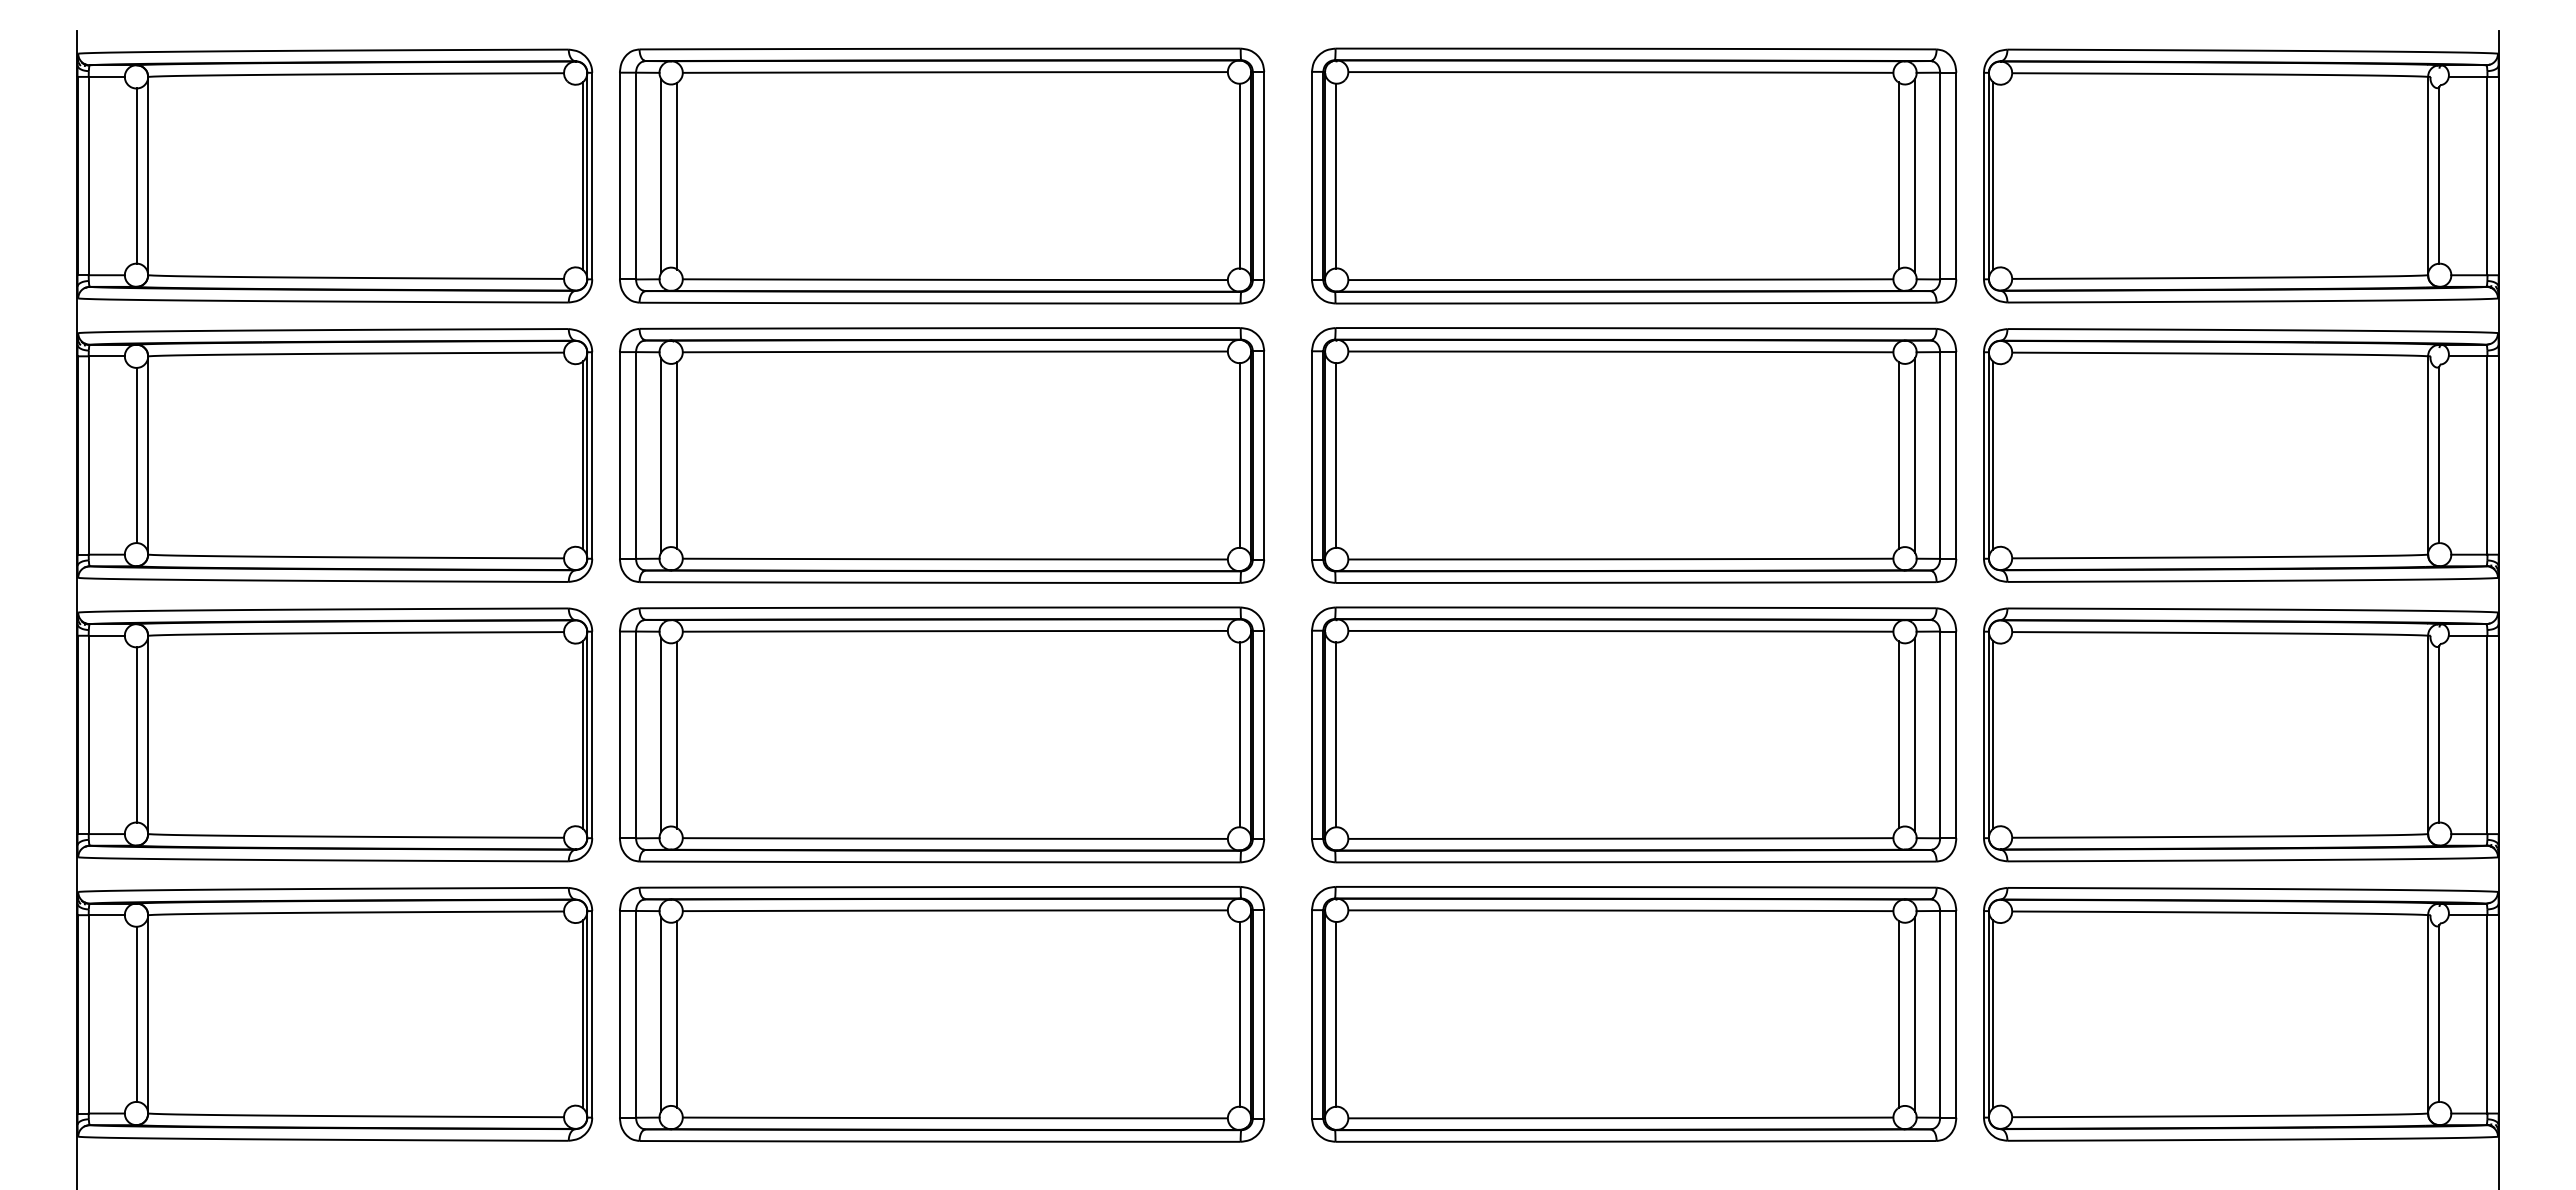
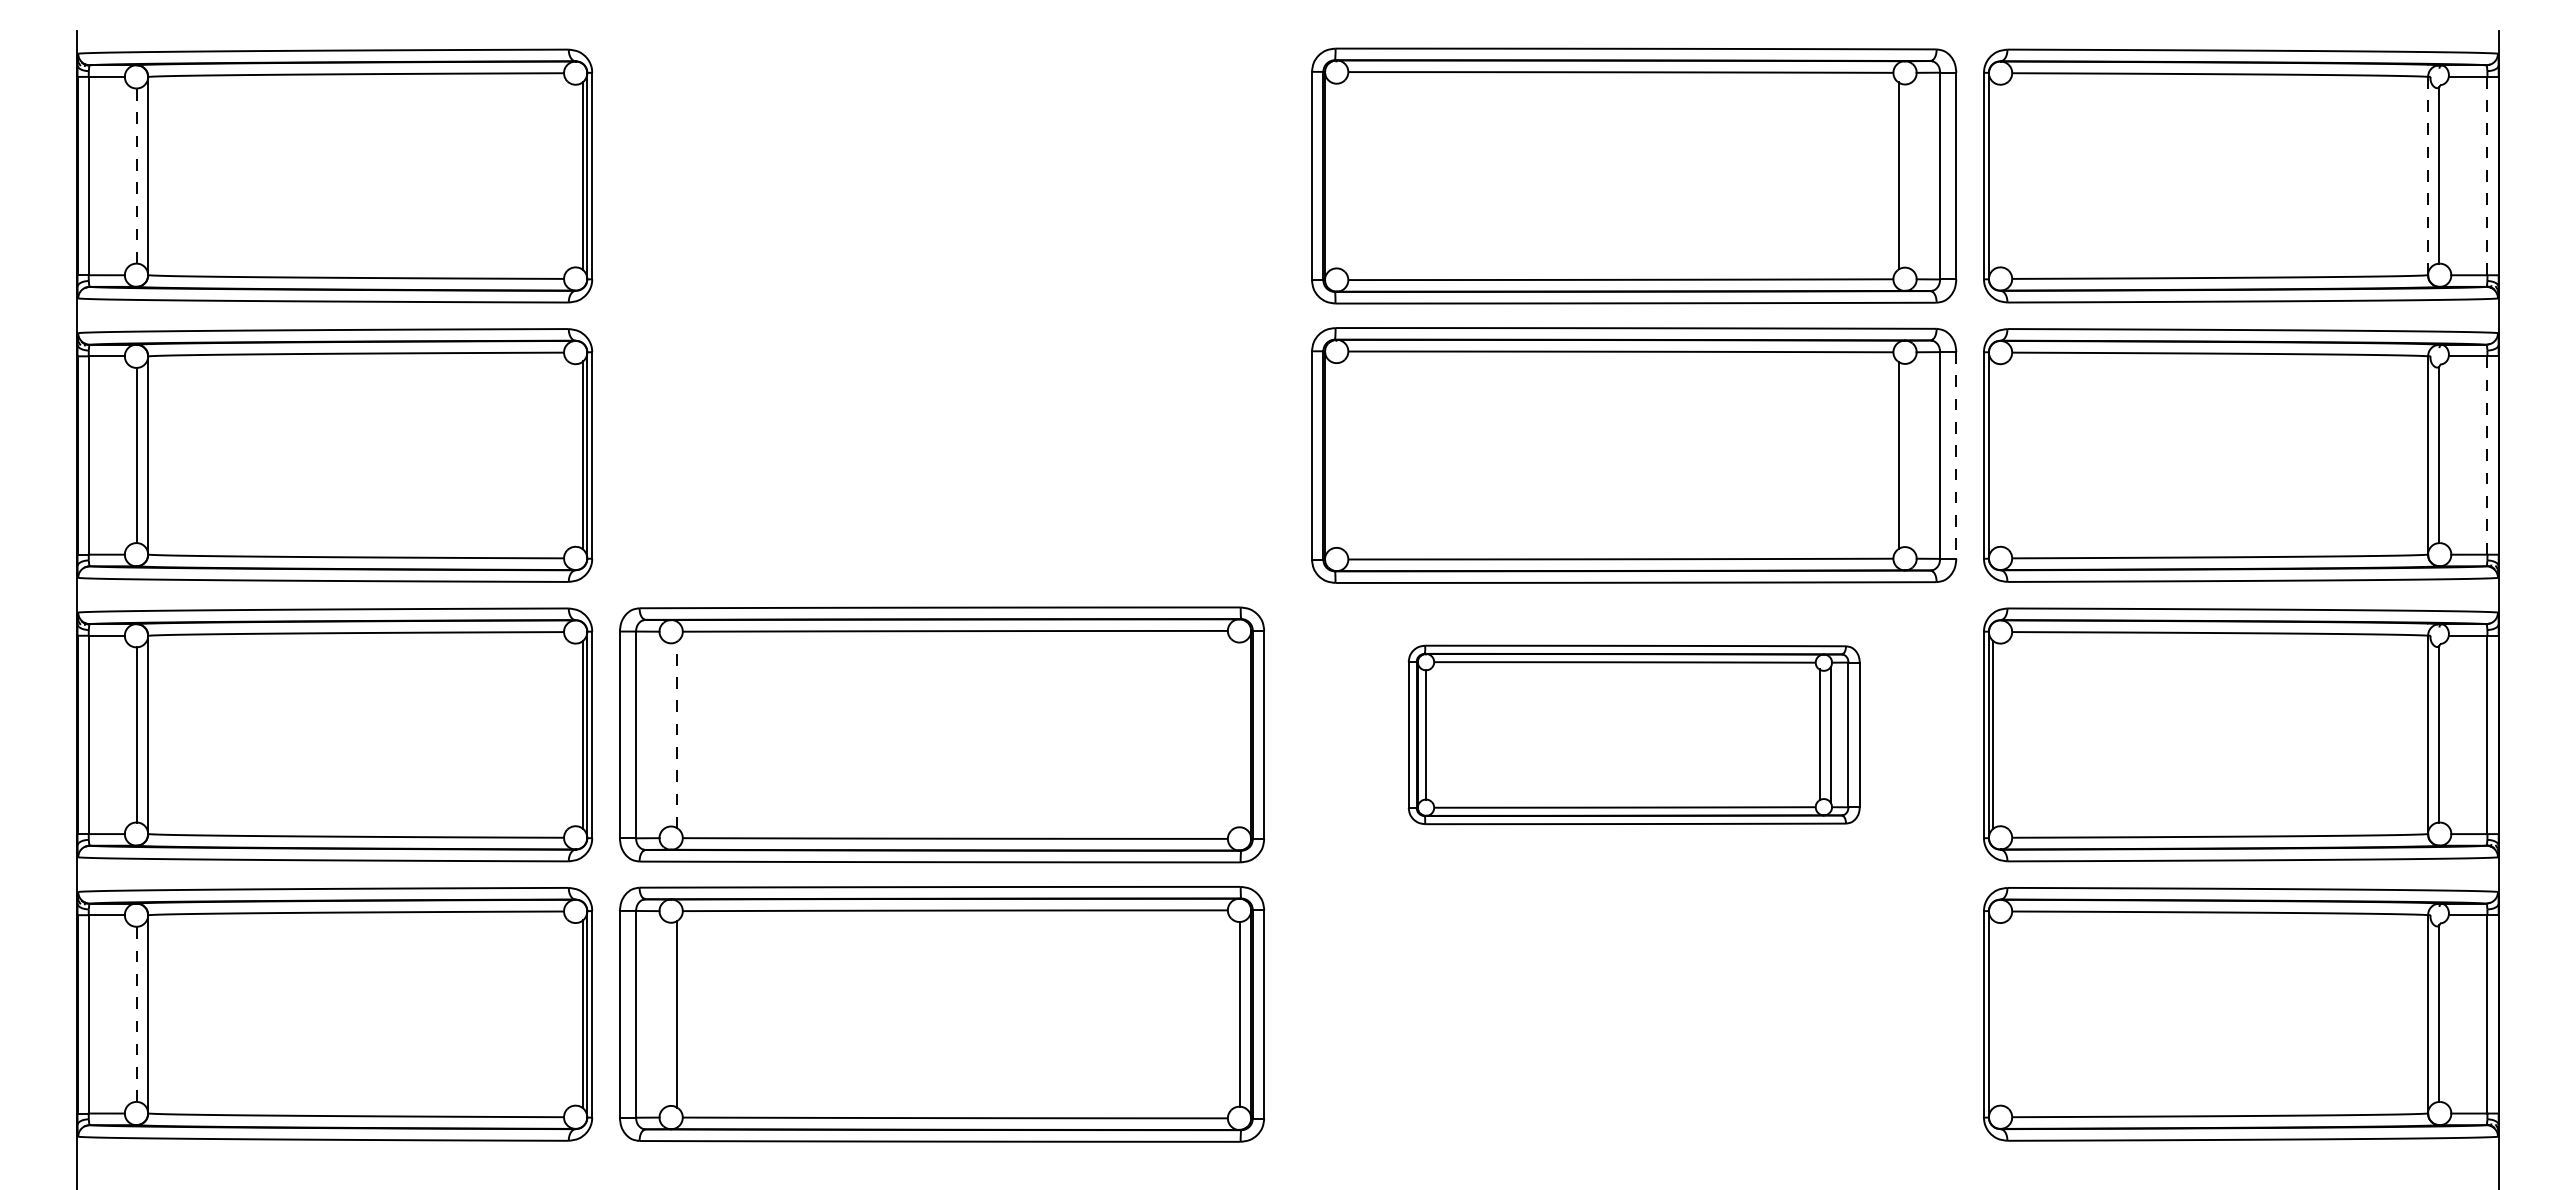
part: present -> none (942, 175)
line: present -> none (1336, 175)
line: present -> none (1914, 175)
line: solid -> dashed (136, 176)
line: present -> none (1993, 176)
line: solid -> dashed (2428, 176)
line: solid -> dashed (2487, 176)
part: present -> none (942, 455)
line: present -> none (1336, 455)
line: present -> none (1914, 455)
line: present -> none (1993, 455)
line: solid -> dashed (1956, 456)
line: solid -> dashed (2487, 456)
line: present -> none (661, 734)
line: present -> none (1240, 734)
part size: 647x258 px -> 454x182 px (1633, 734)
line: solid -> dashed (677, 735)
line: solid -> dashed (136, 1014)
line: present -> none (661, 1014)
part: present -> none (1634, 1014)
line: present -> none (1993, 1014)
